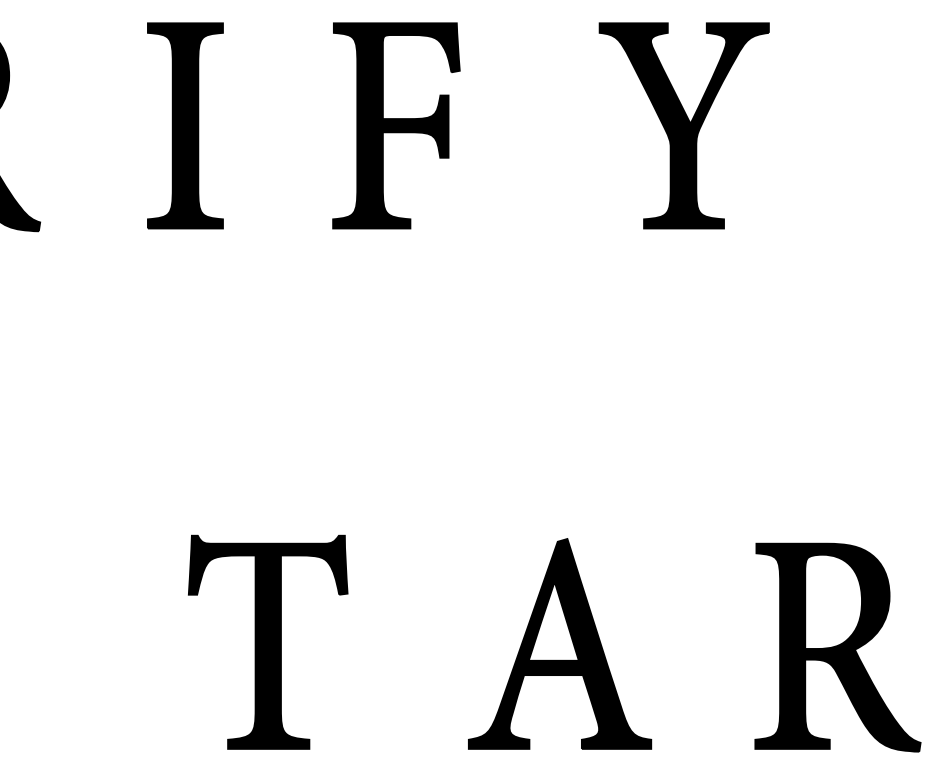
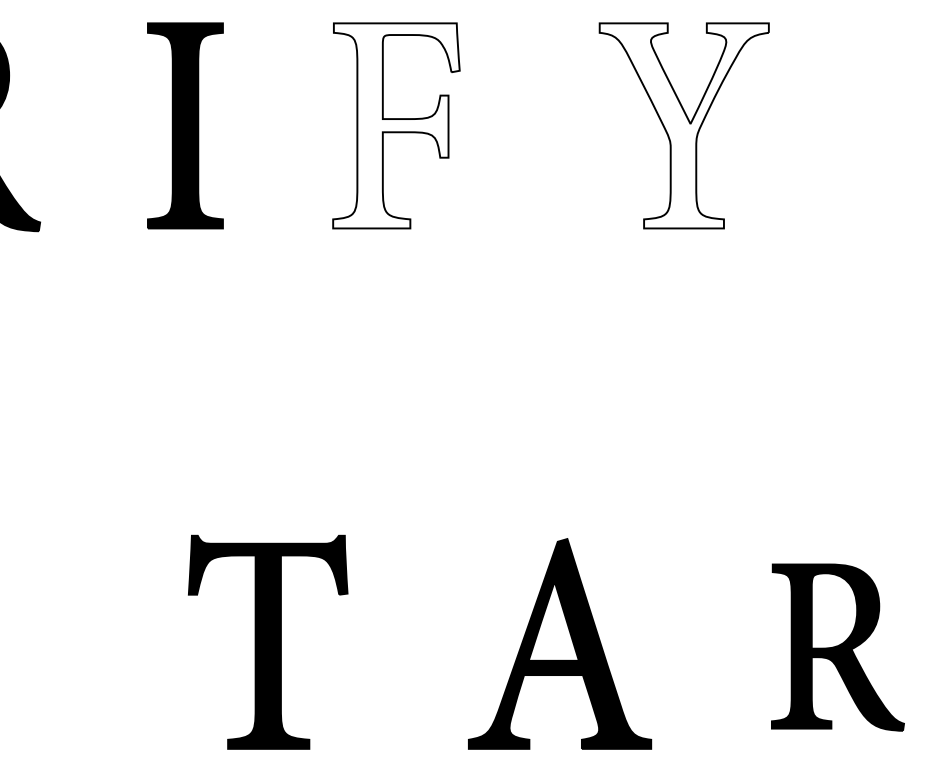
fill: present -> none (396, 125)
fill: present -> none (683, 125)
part size: 168x211 px -> 134x169 px (837, 647)
